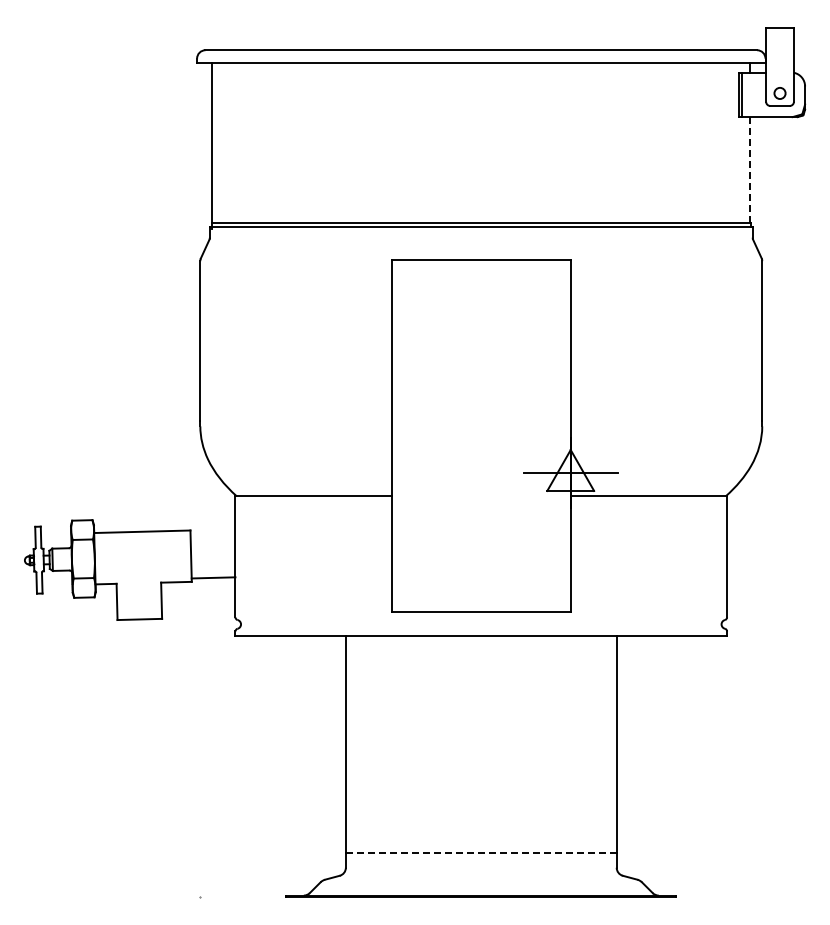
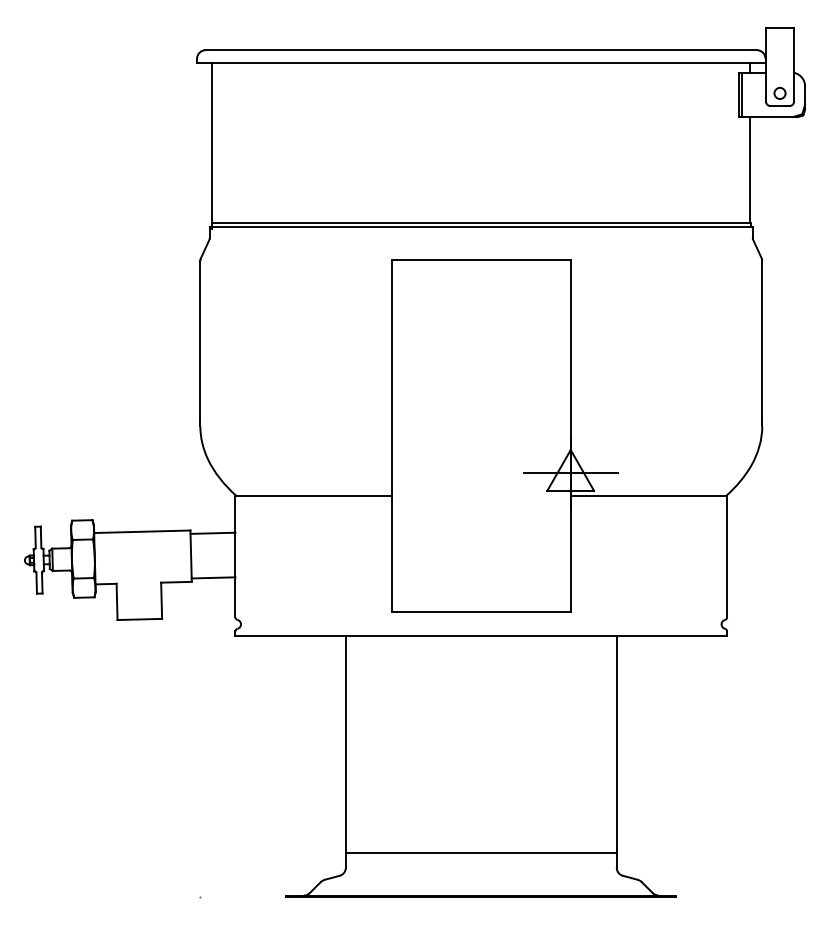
line: dashed -> solid (750, 170)
line: none -> present (212, 532)
line: dashed -> solid (480, 852)
